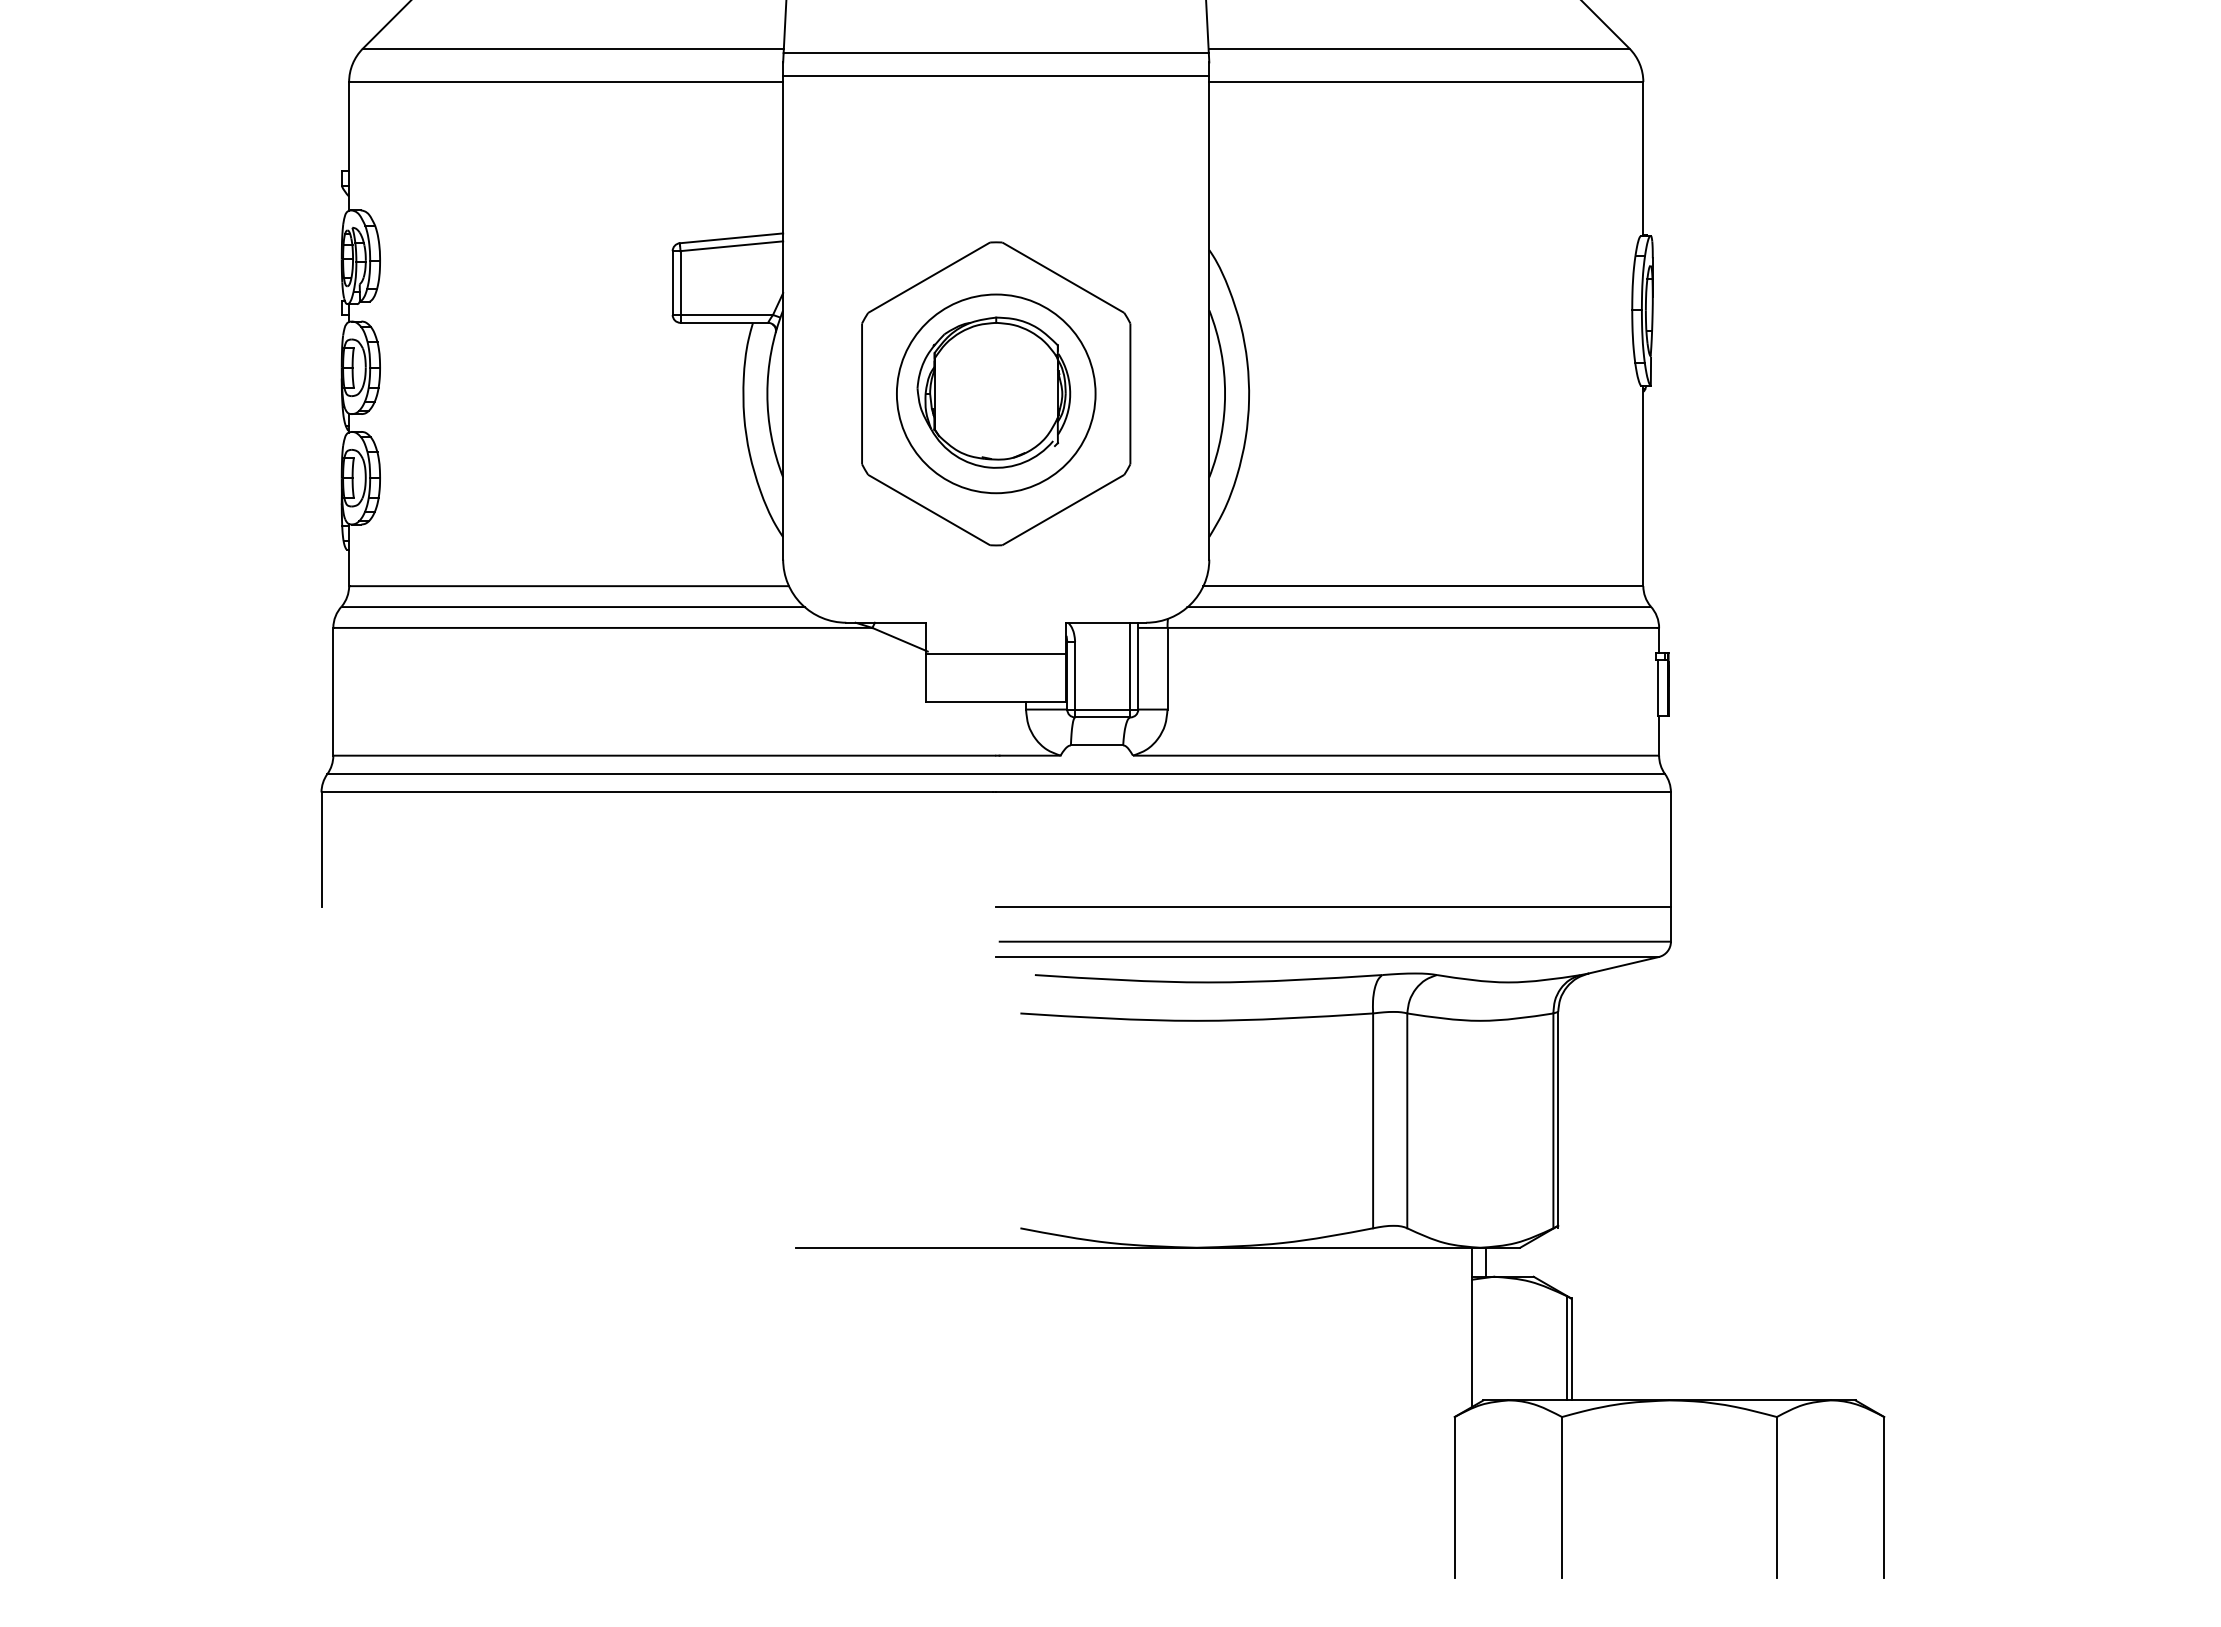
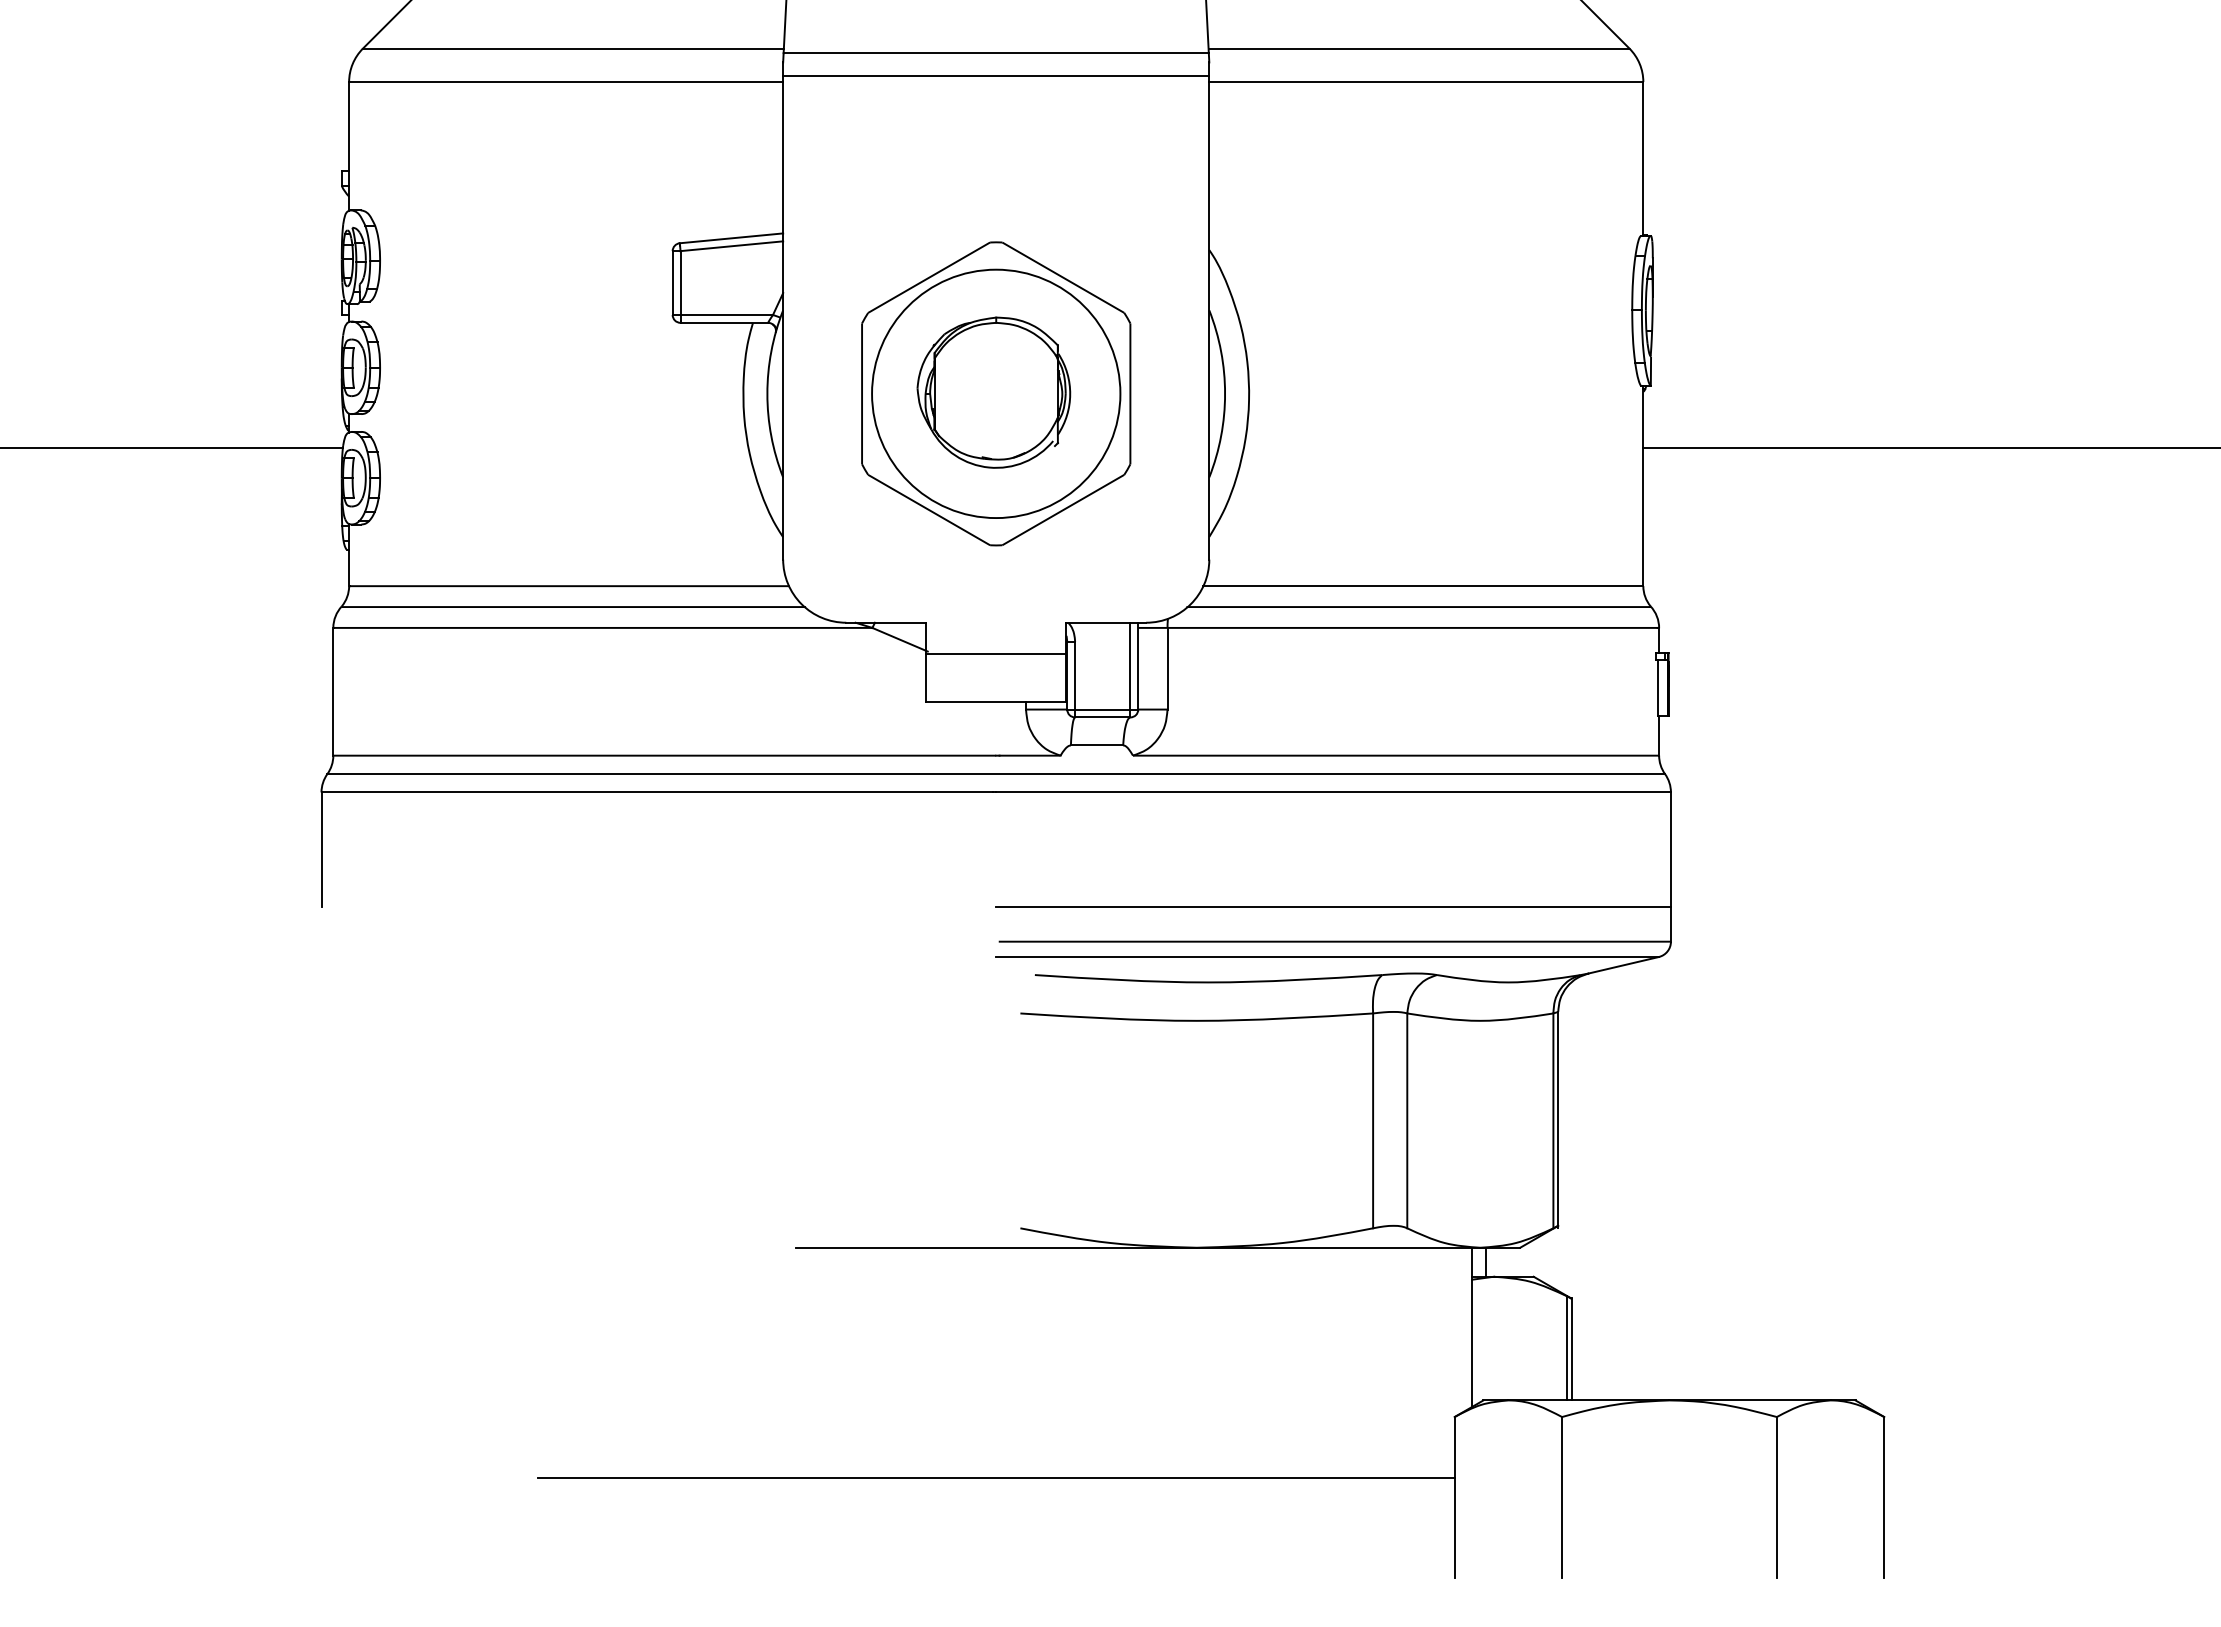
circle diameter: 199 px -> 248 px (996, 393)
line: none -> present (172, 448)
line: none -> present (1930, 448)
line: none -> present (995, 1478)
